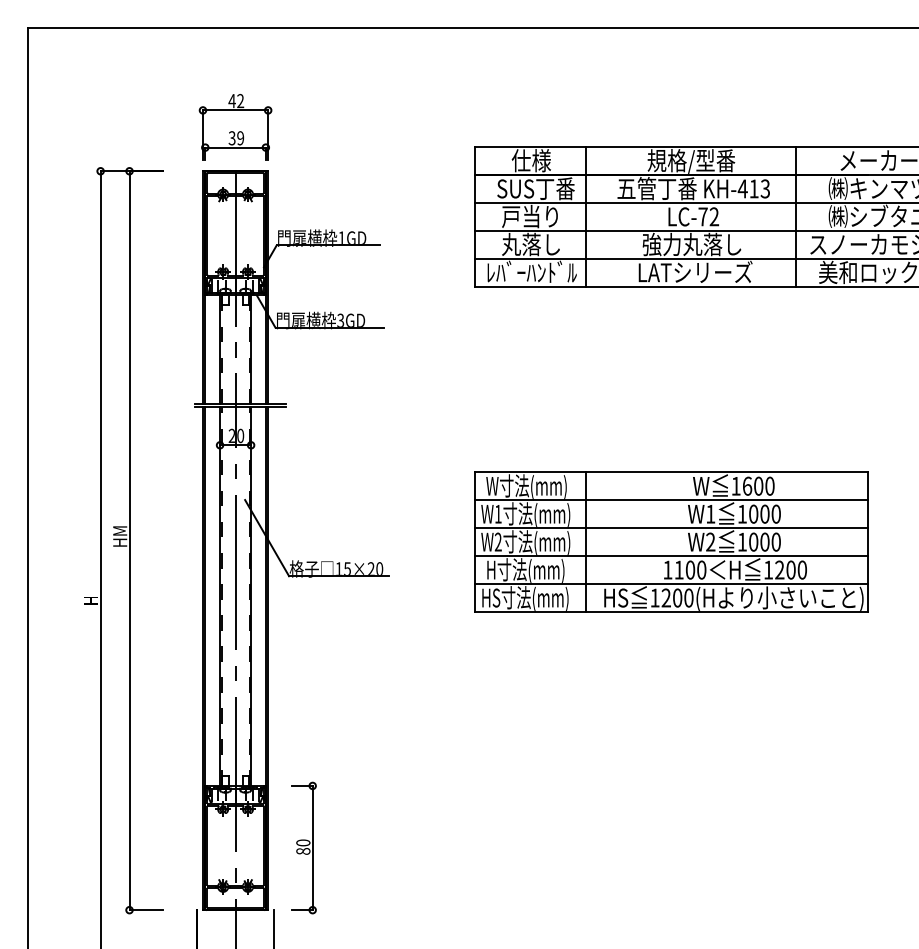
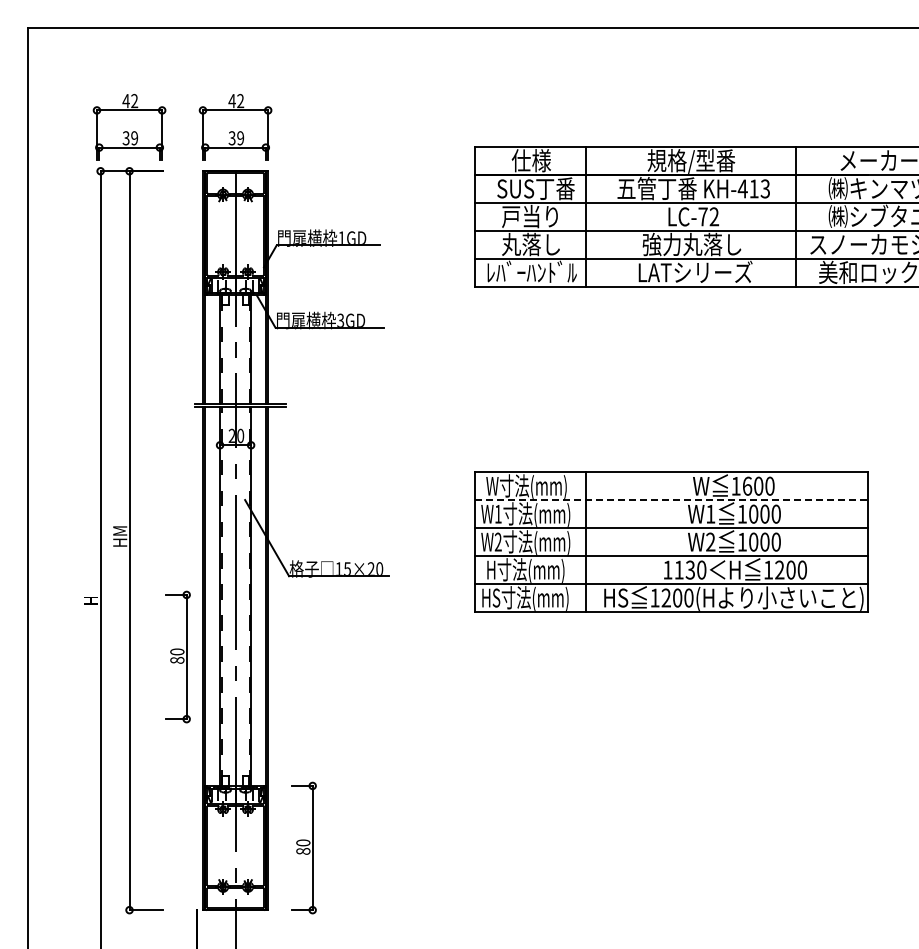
part: none -> present (129, 127)
line: solid -> dashed (671, 500)
text: 1100 -> 1130 (690, 569)
part: none -> present (177, 656)
line: present -> none (274, 927)
